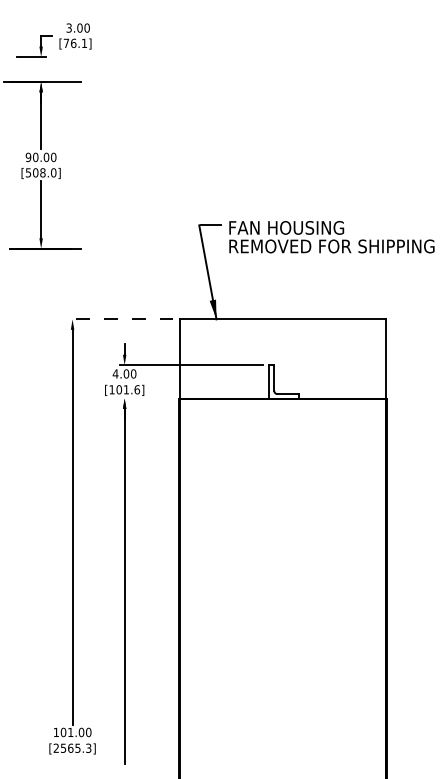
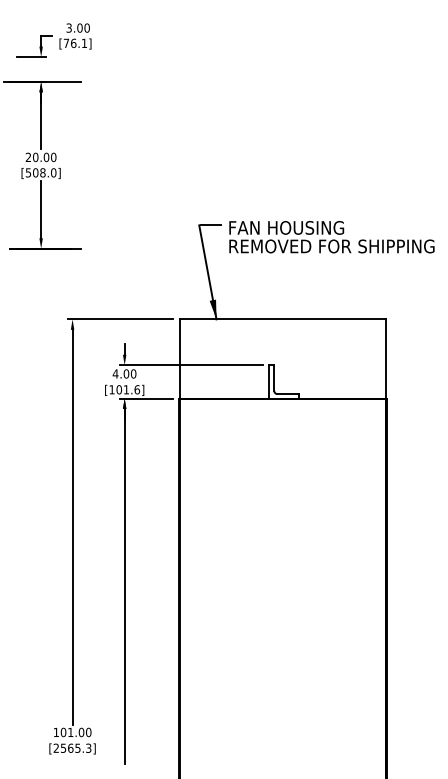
text: 90.00 -> 20.00 (28, 157)
line: dashed -> solid (120, 319)
line: none -> present (146, 398)
